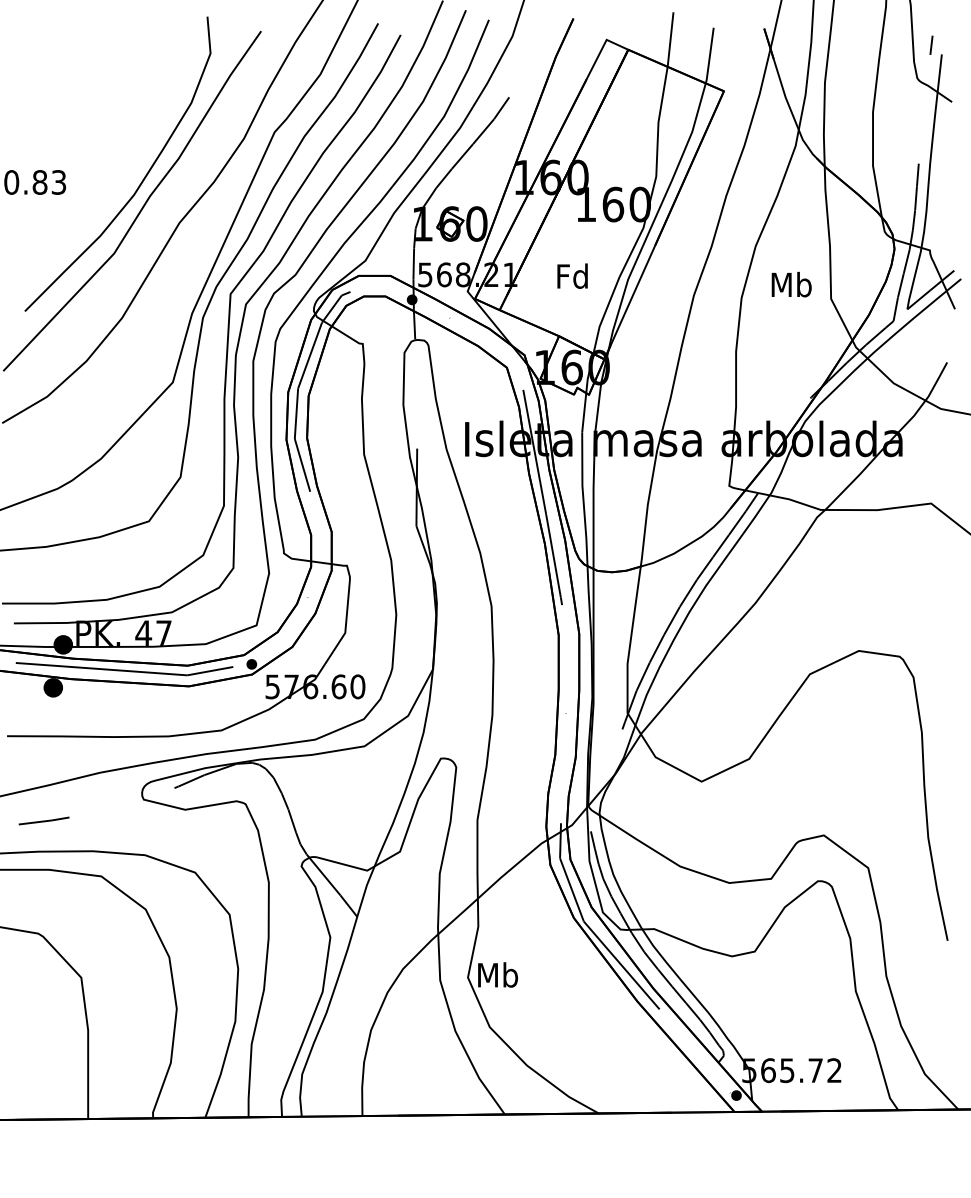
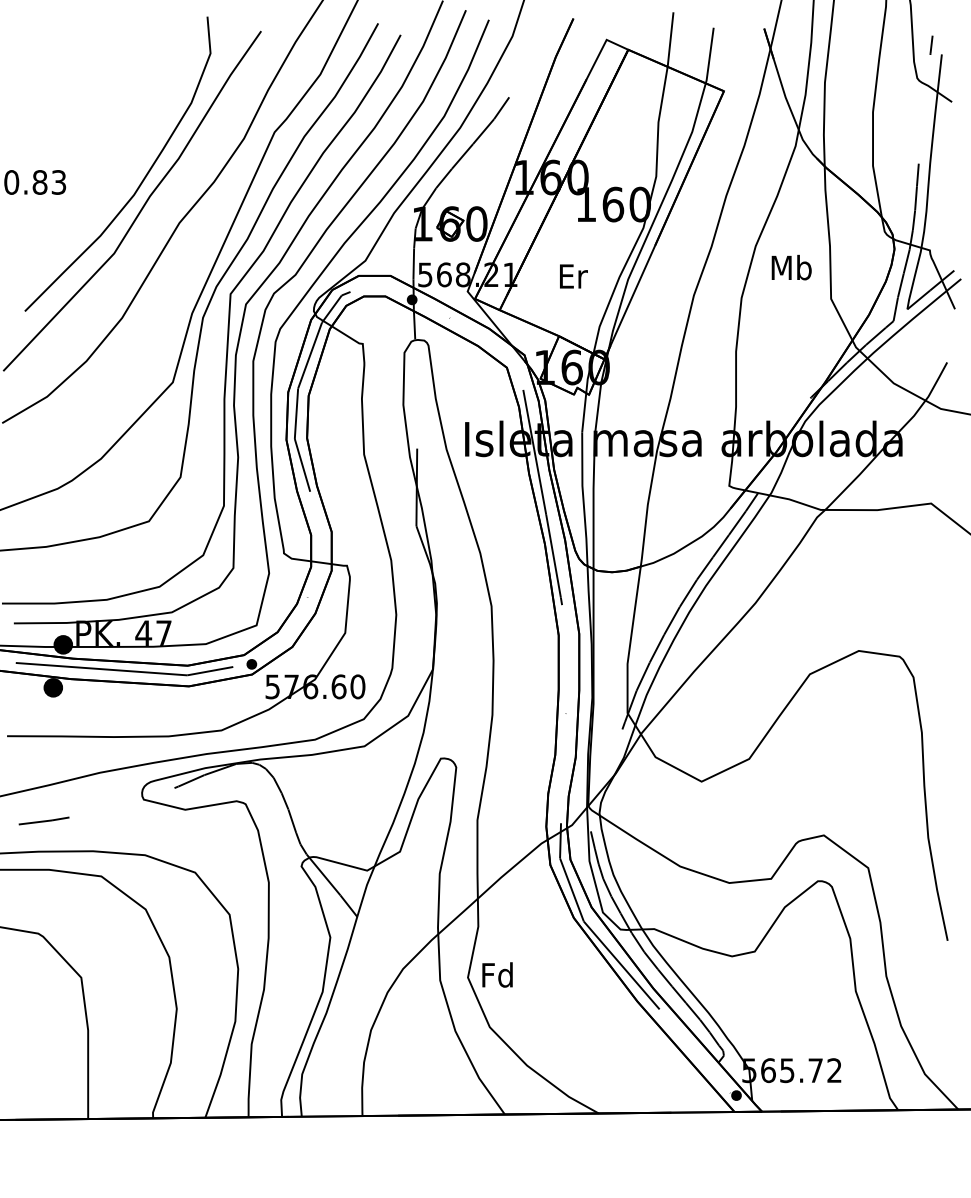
text: Fd -> Er (572, 275)
text position: (791, 284) -> (791, 267) (791, 267)
text: Mb -> Fd (498, 974)
